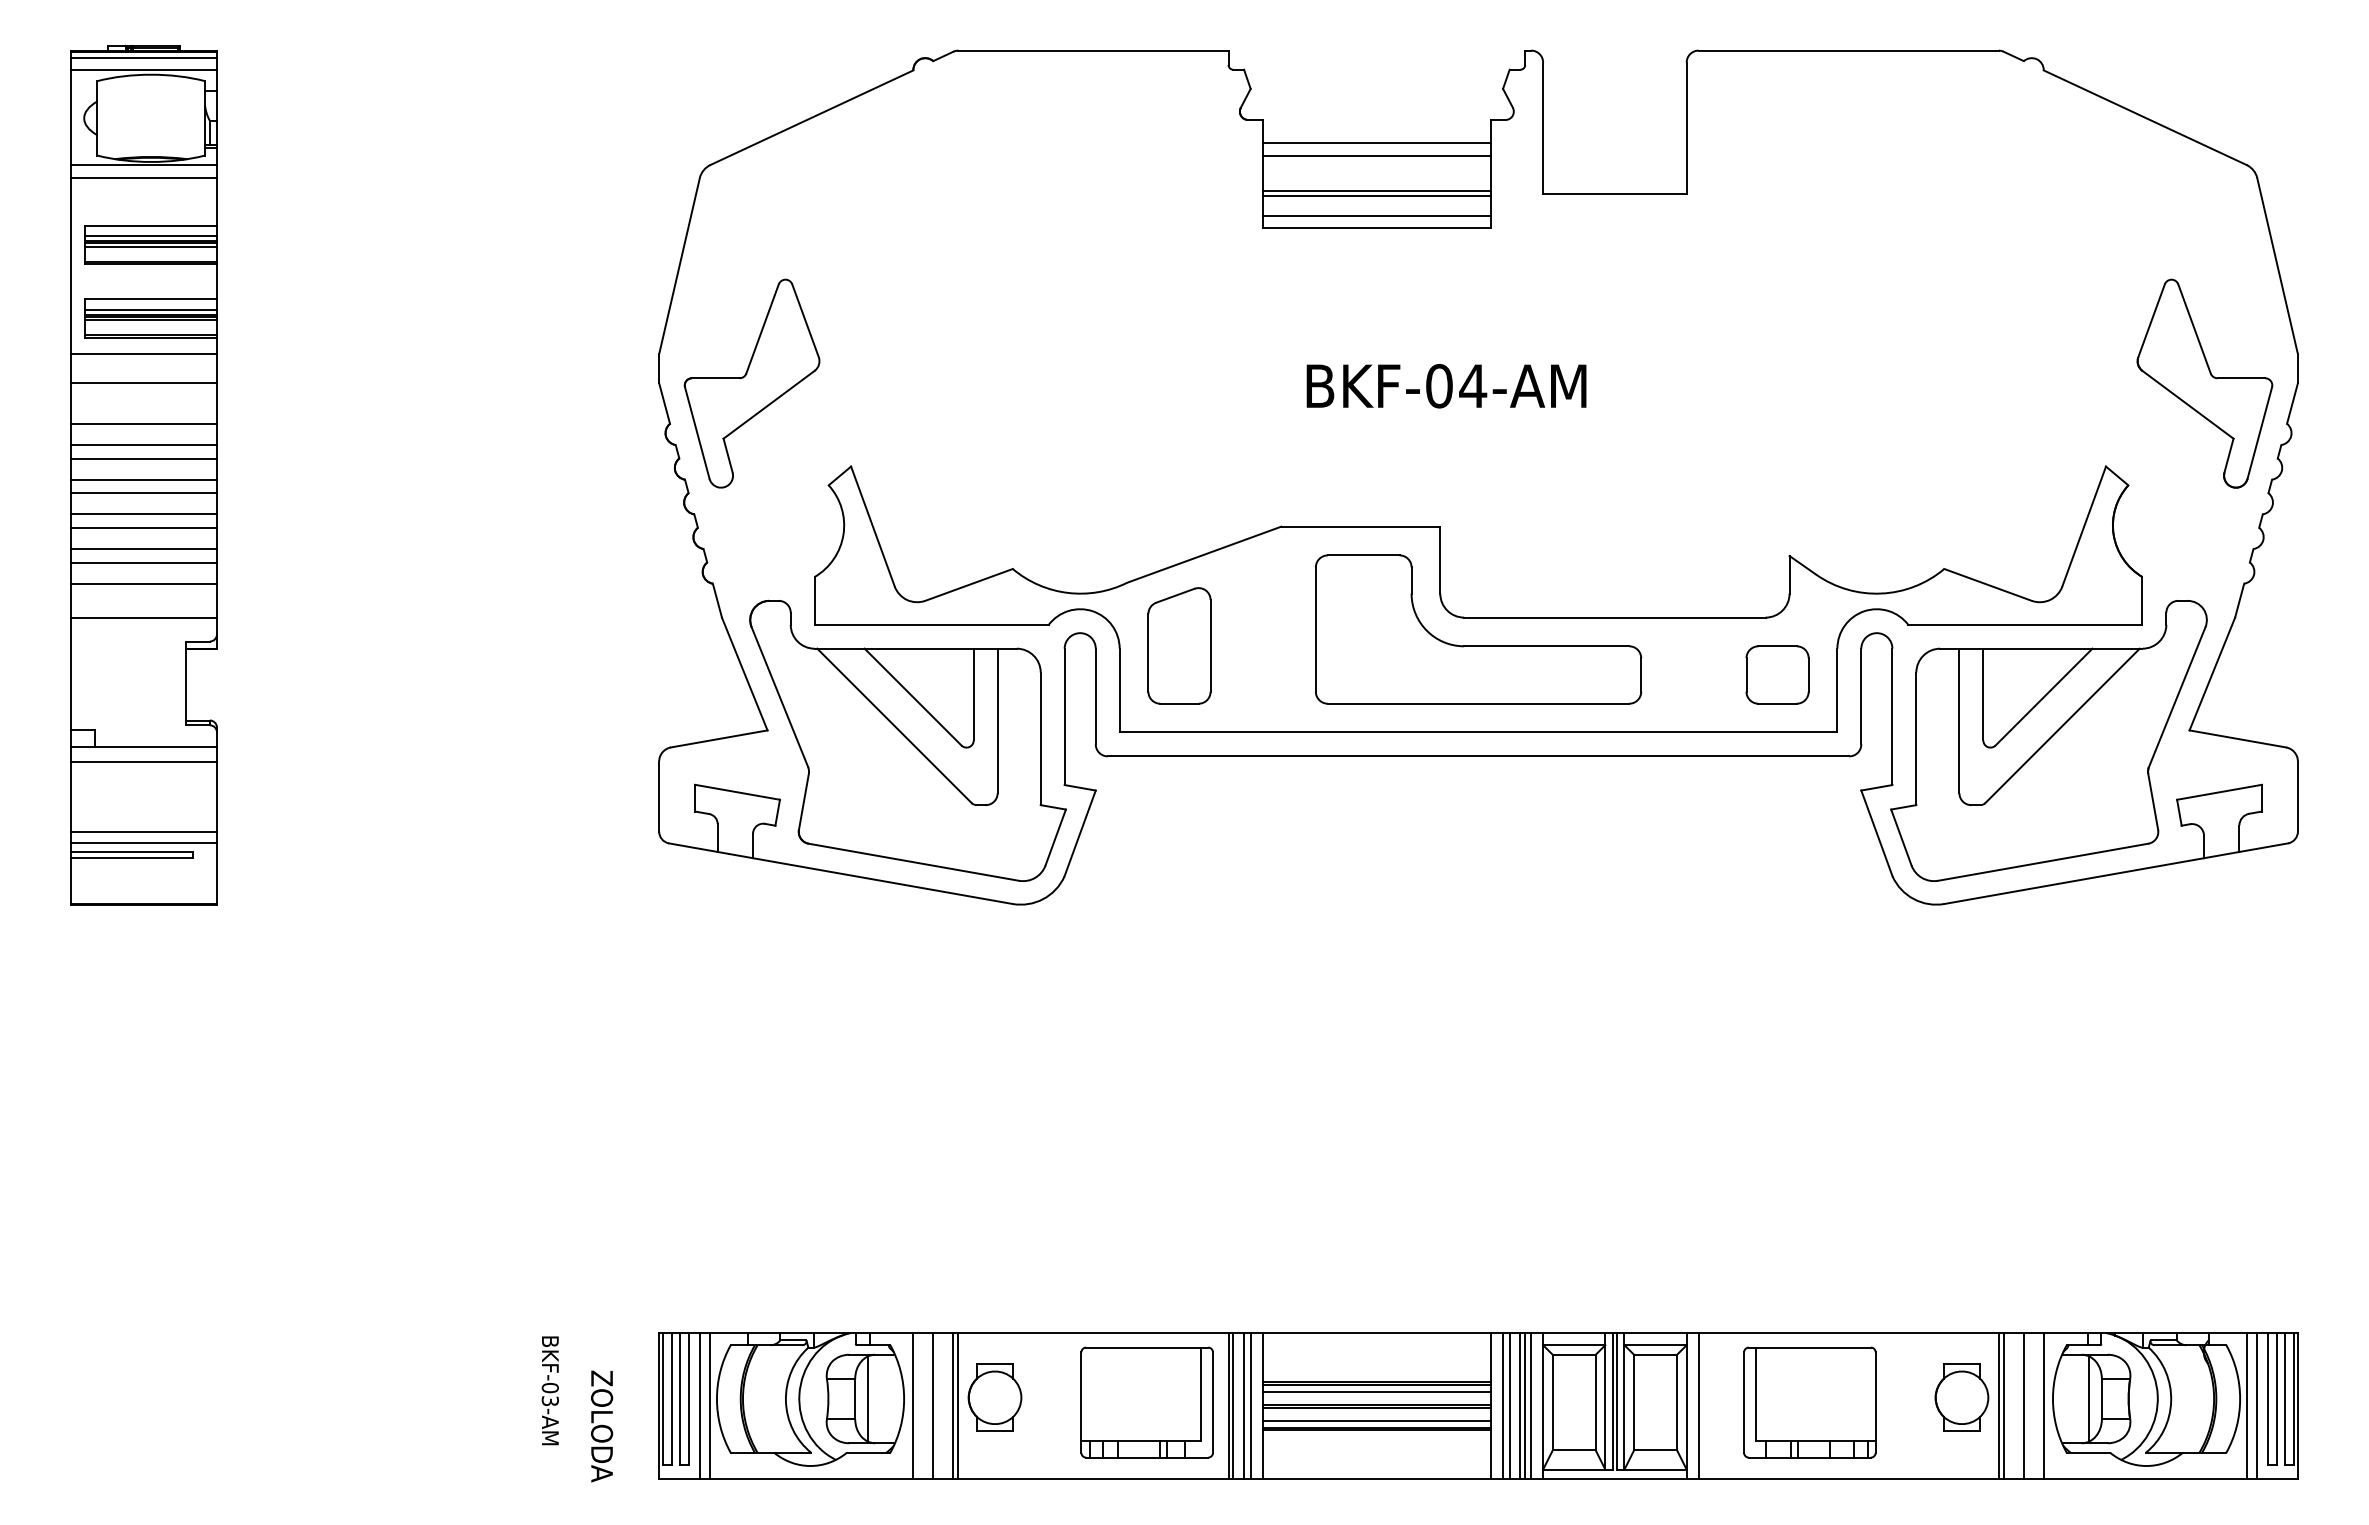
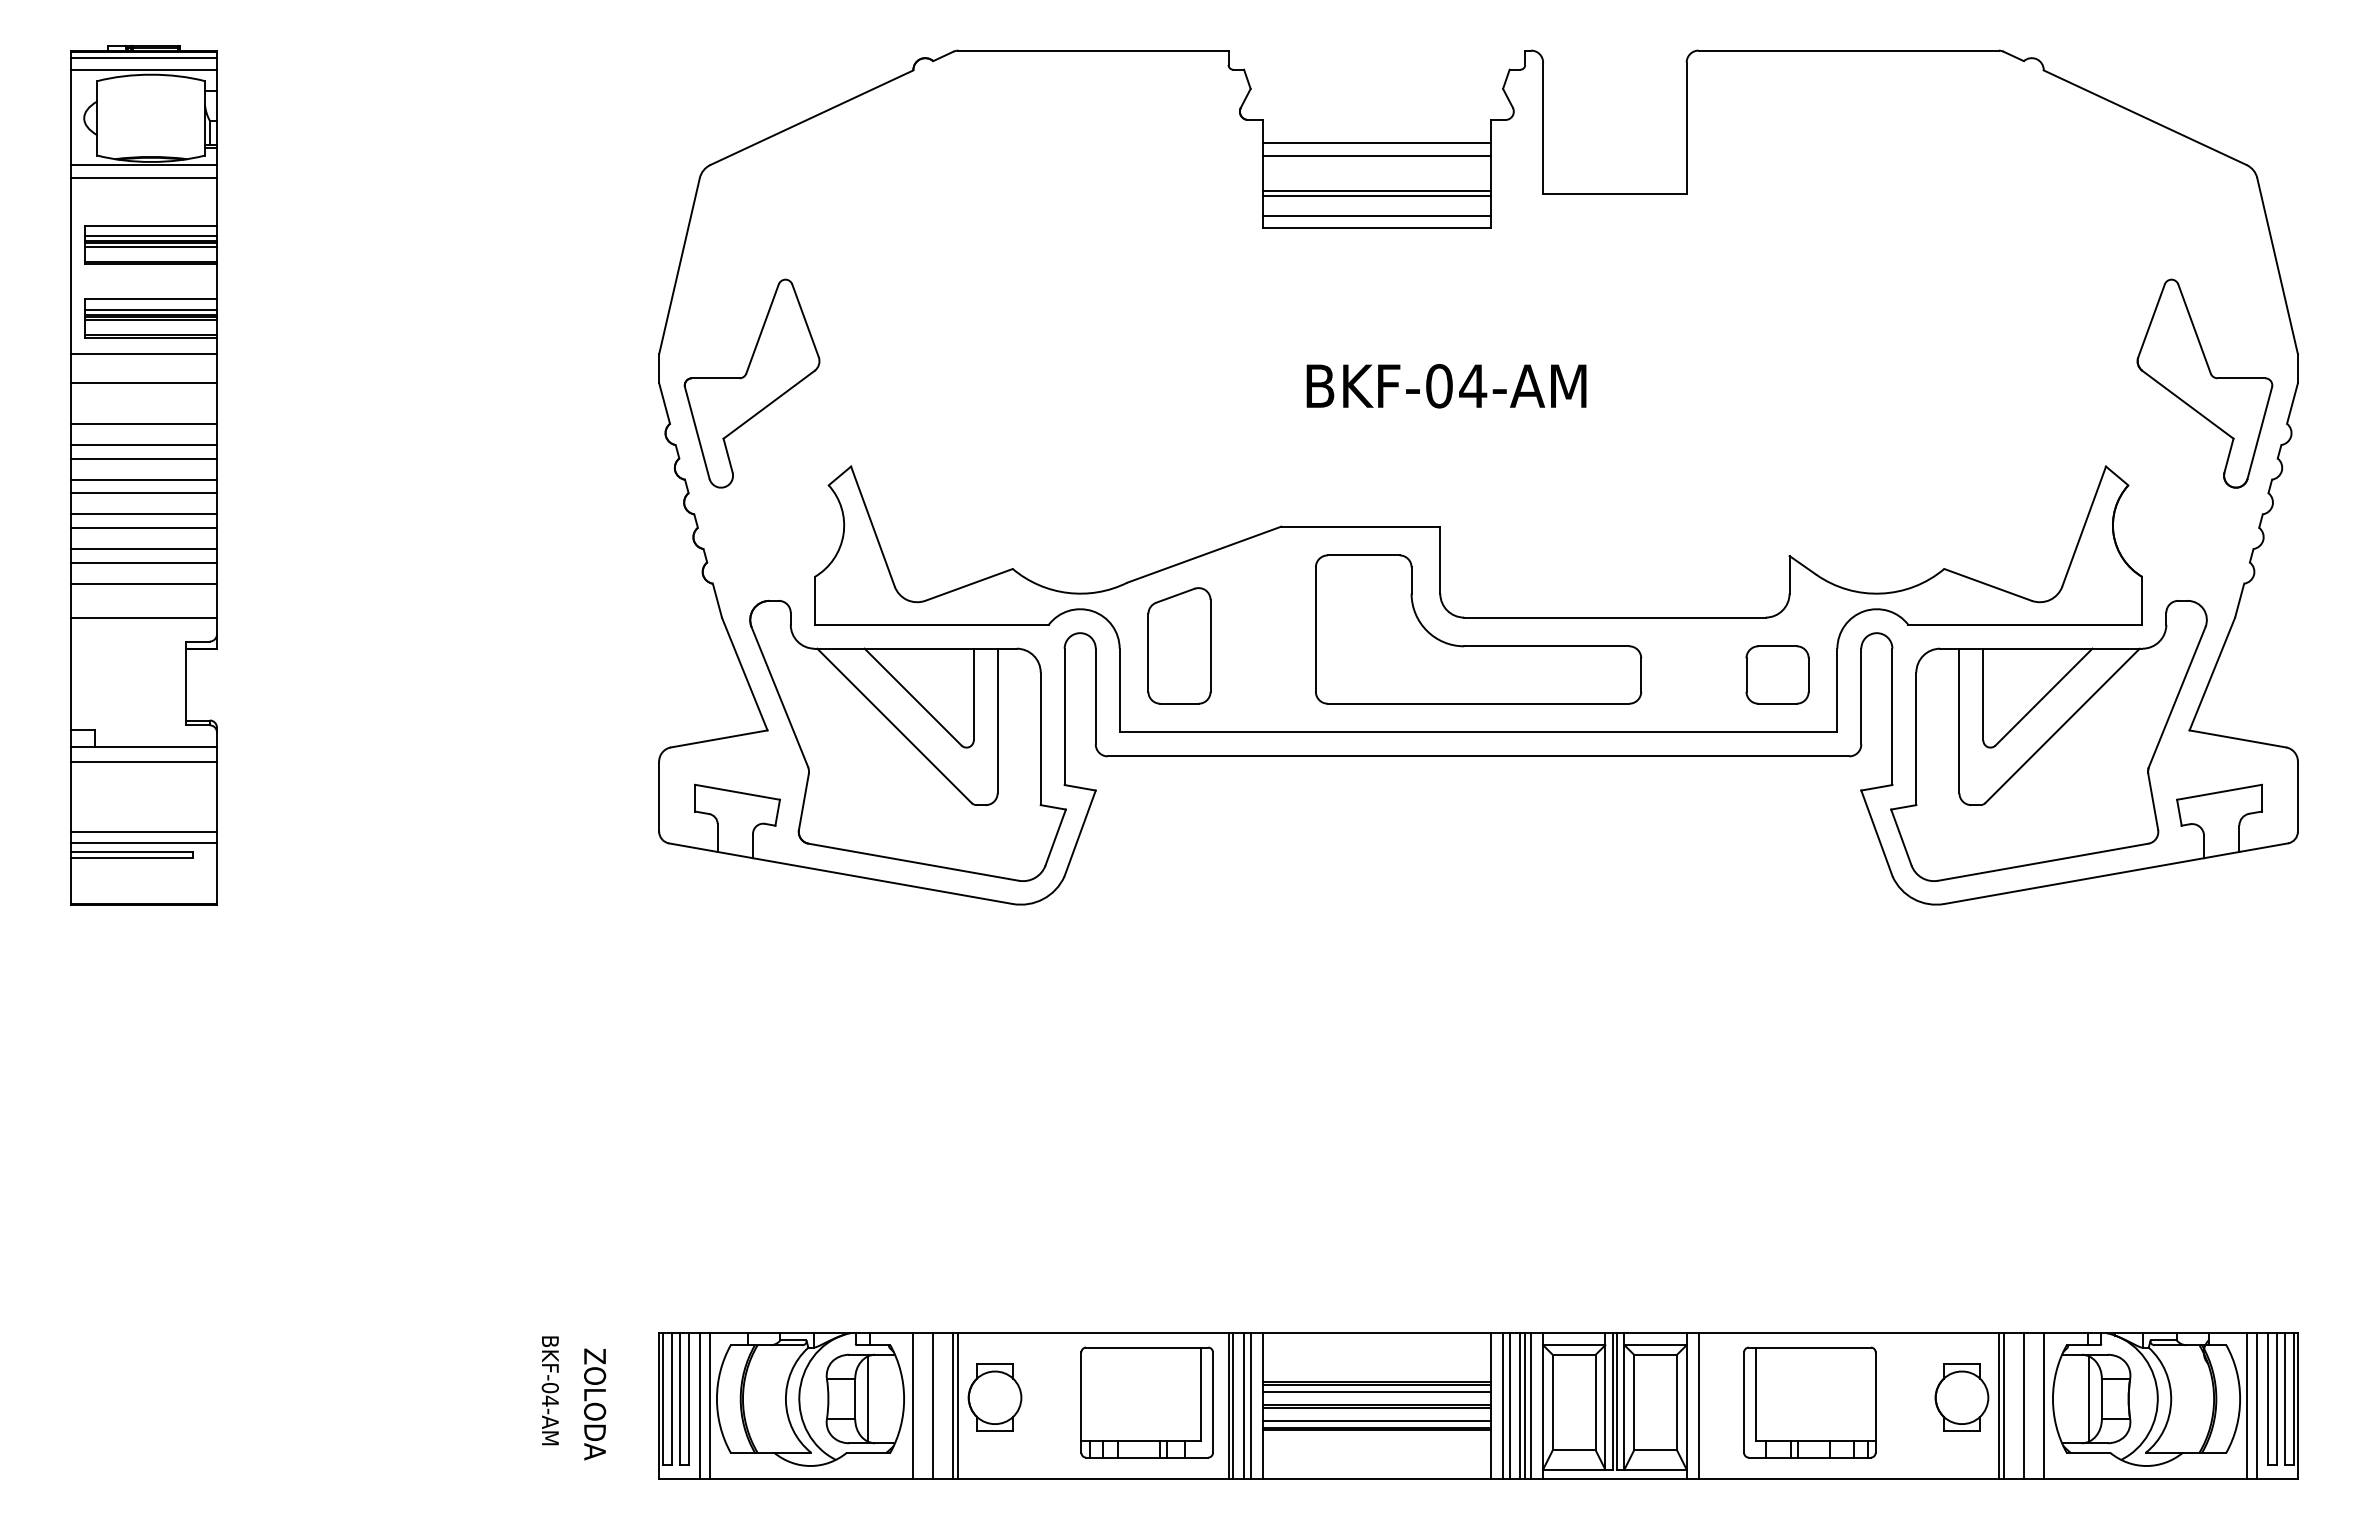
text: BKF-03-AM -> BKF-04-AM (549, 1400)
text position: (602, 1426) -> (595, 1404) (595, 1404)
